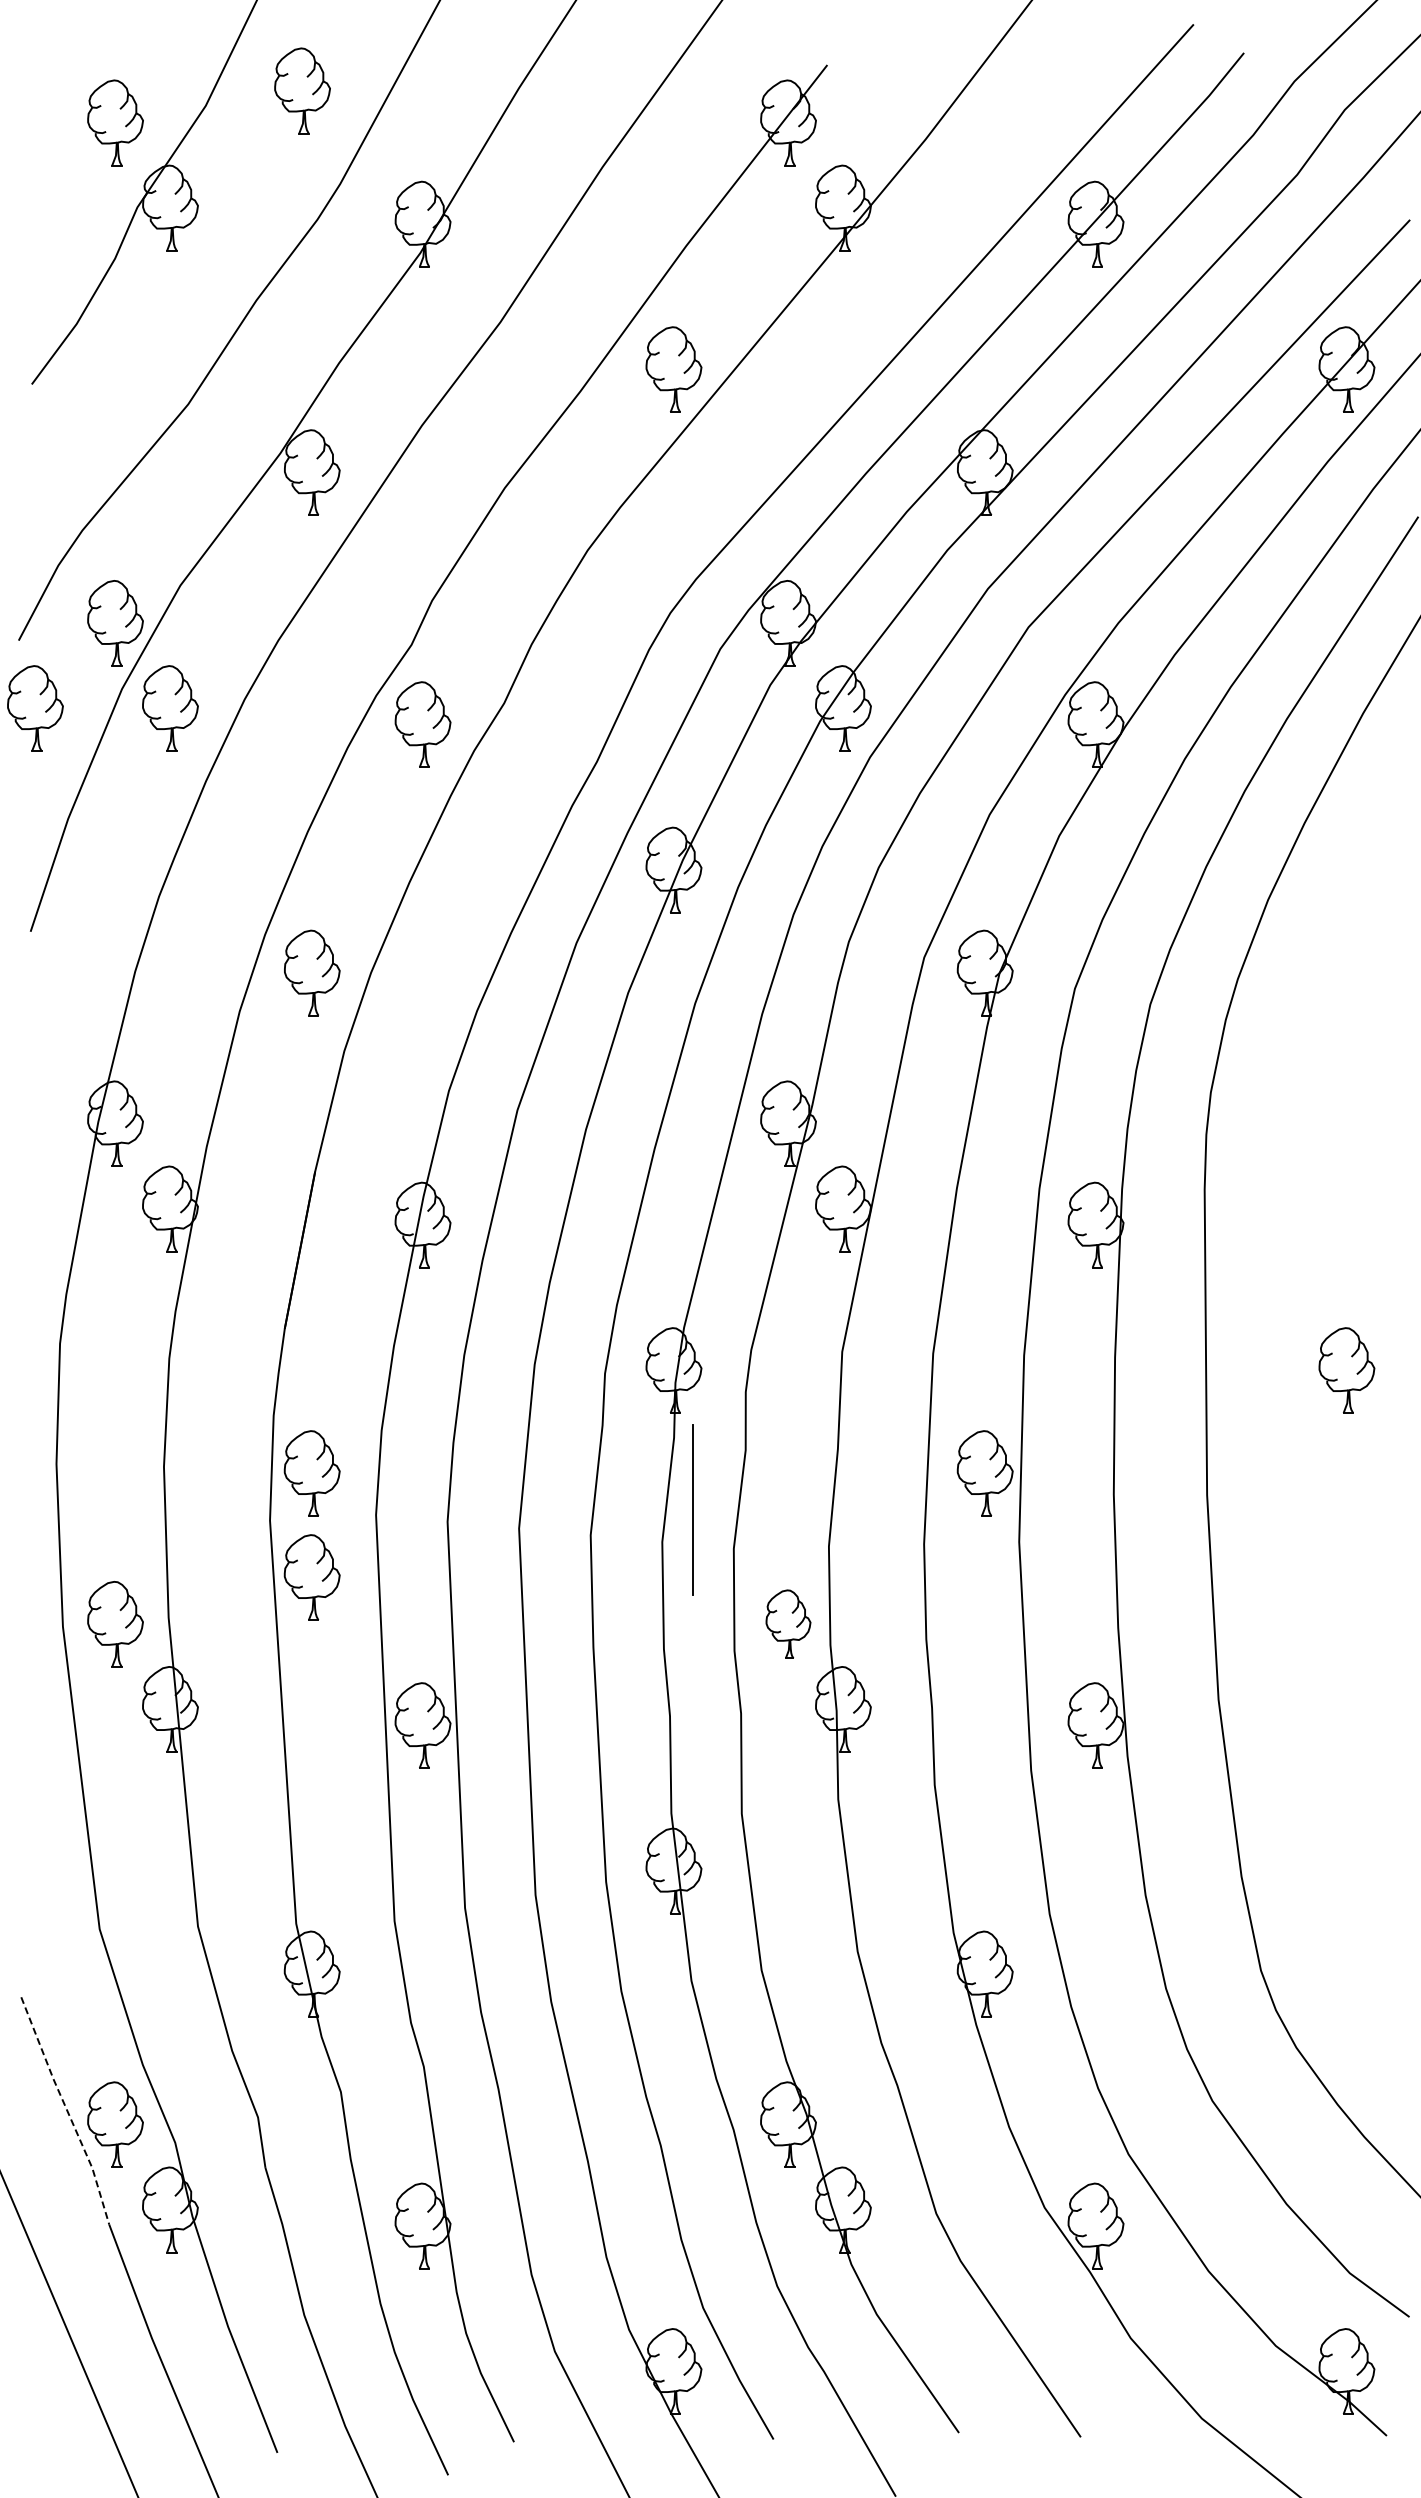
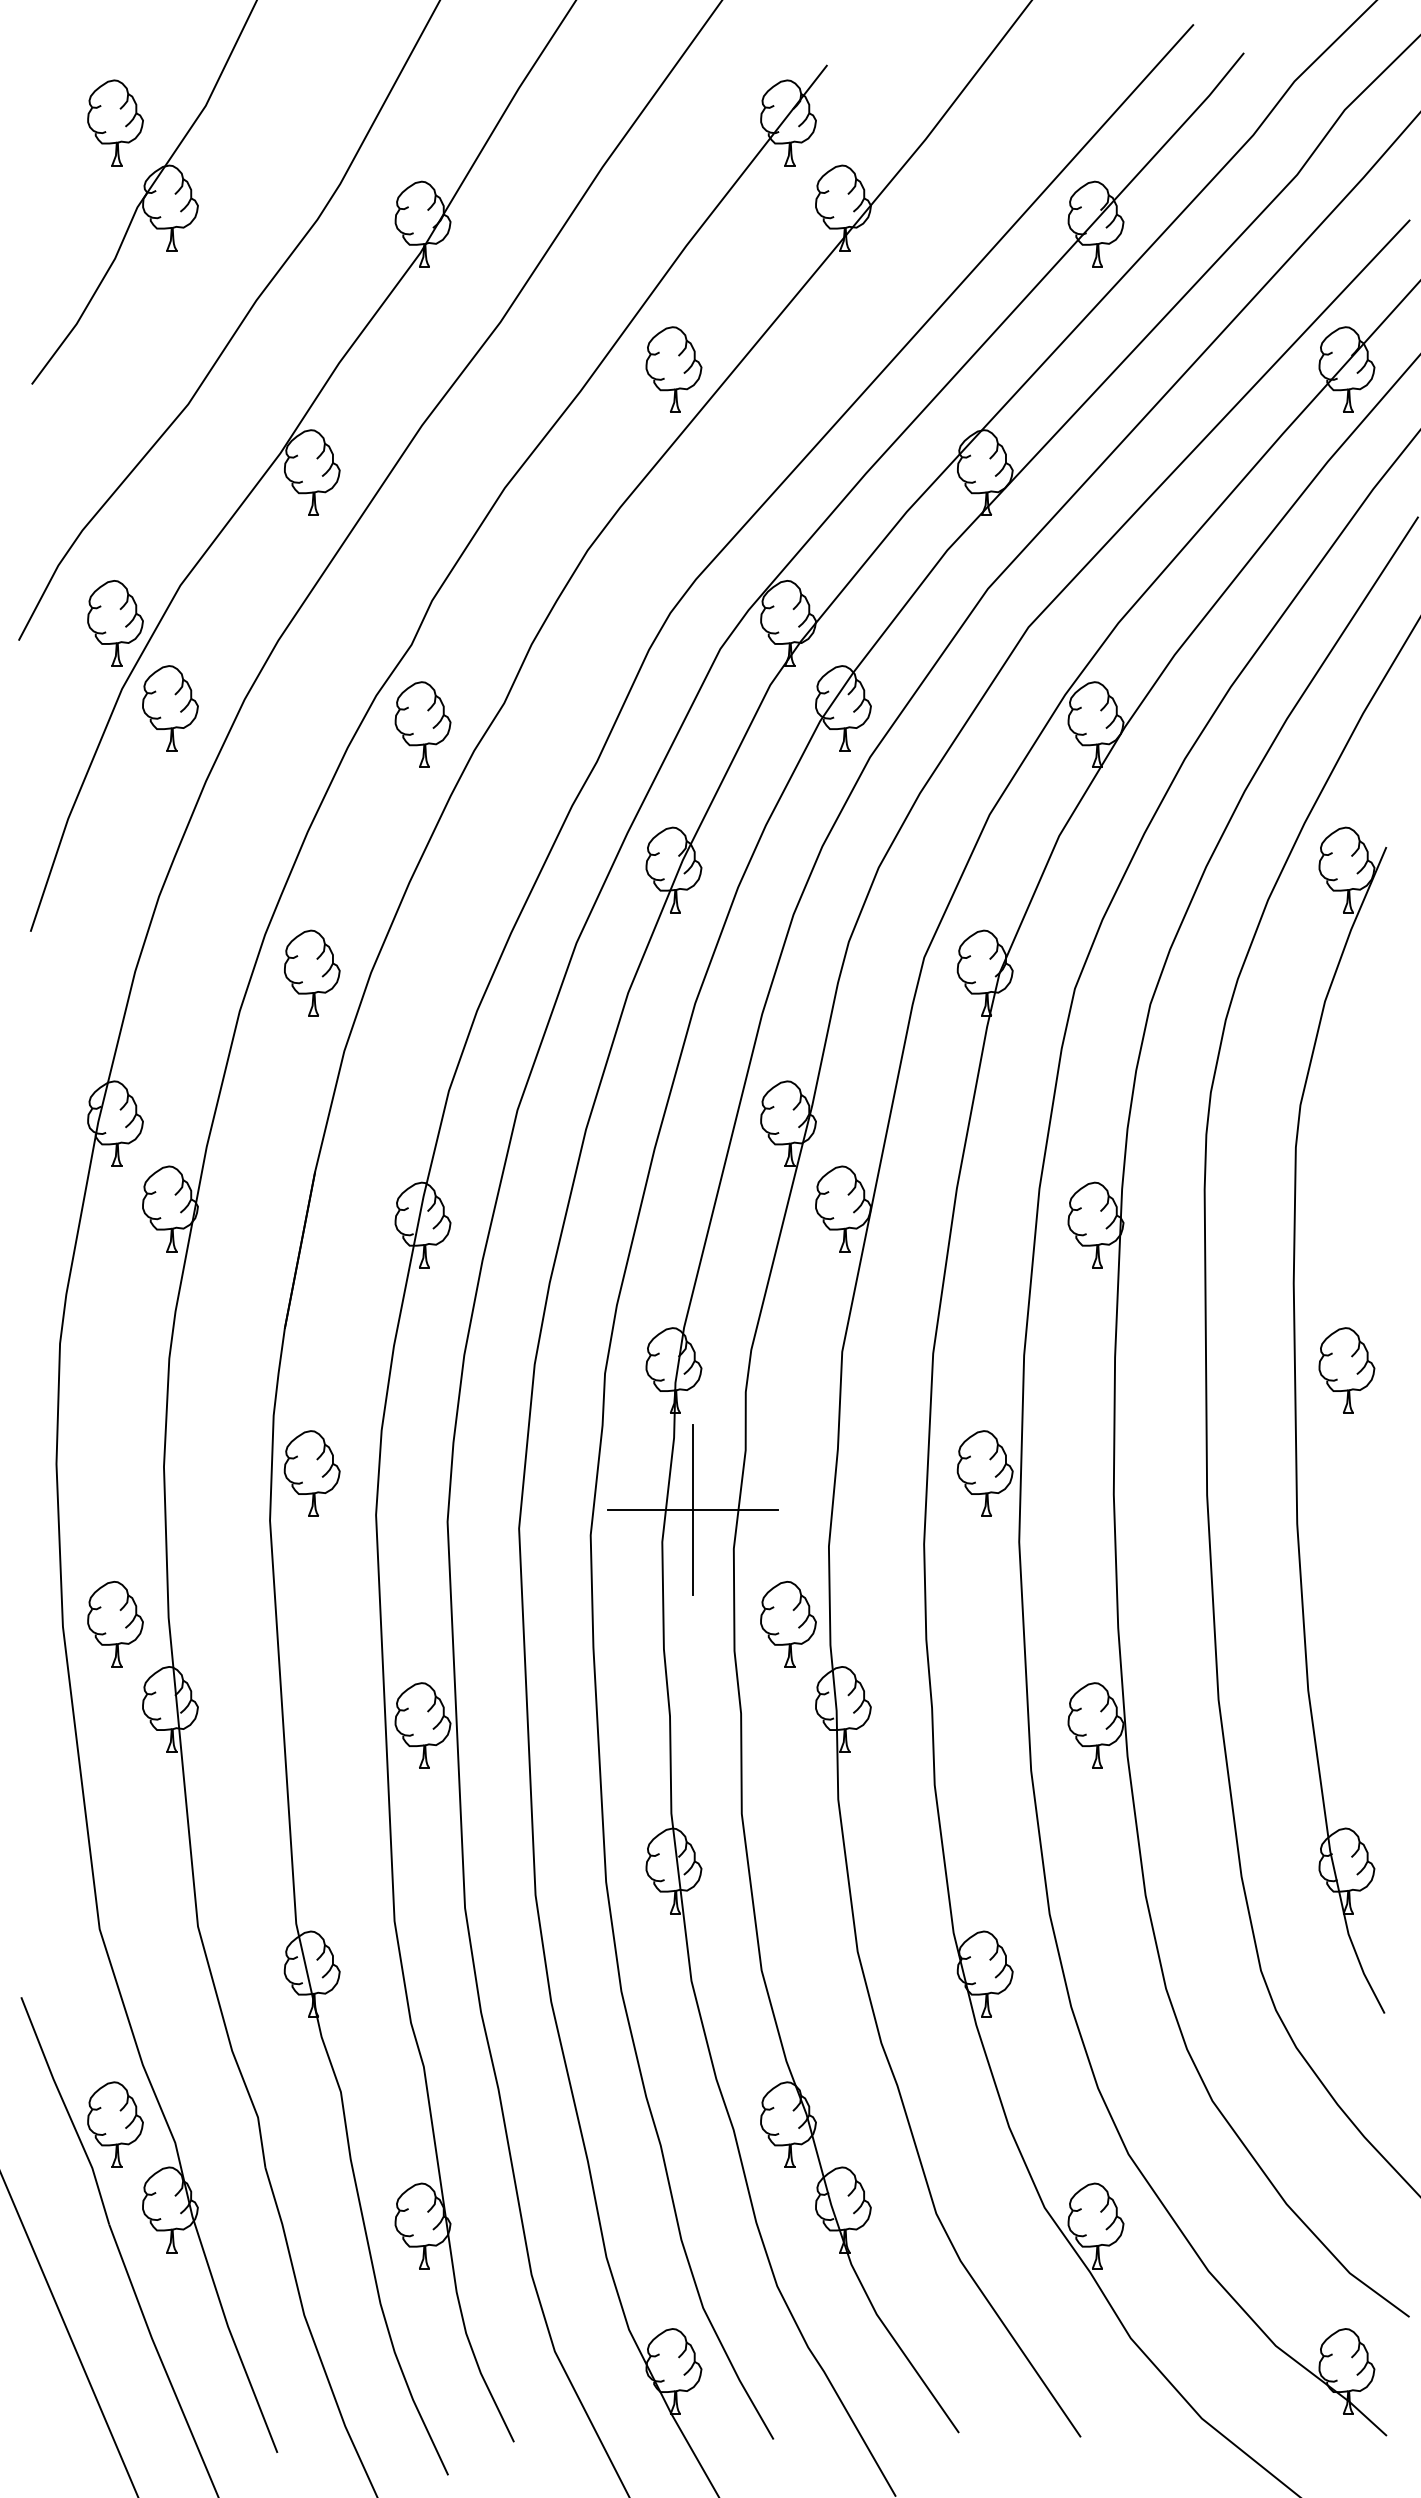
part: present -> none (302, 90)
part: present -> none (35, 708)
part: none -> present (1296, 1419)
line: none -> present (692, 1510)
part: present -> none (311, 1577)
part size: 47x70 px -> 57x87 px (788, 1624)
line: dashed -> solid (67, 2110)
